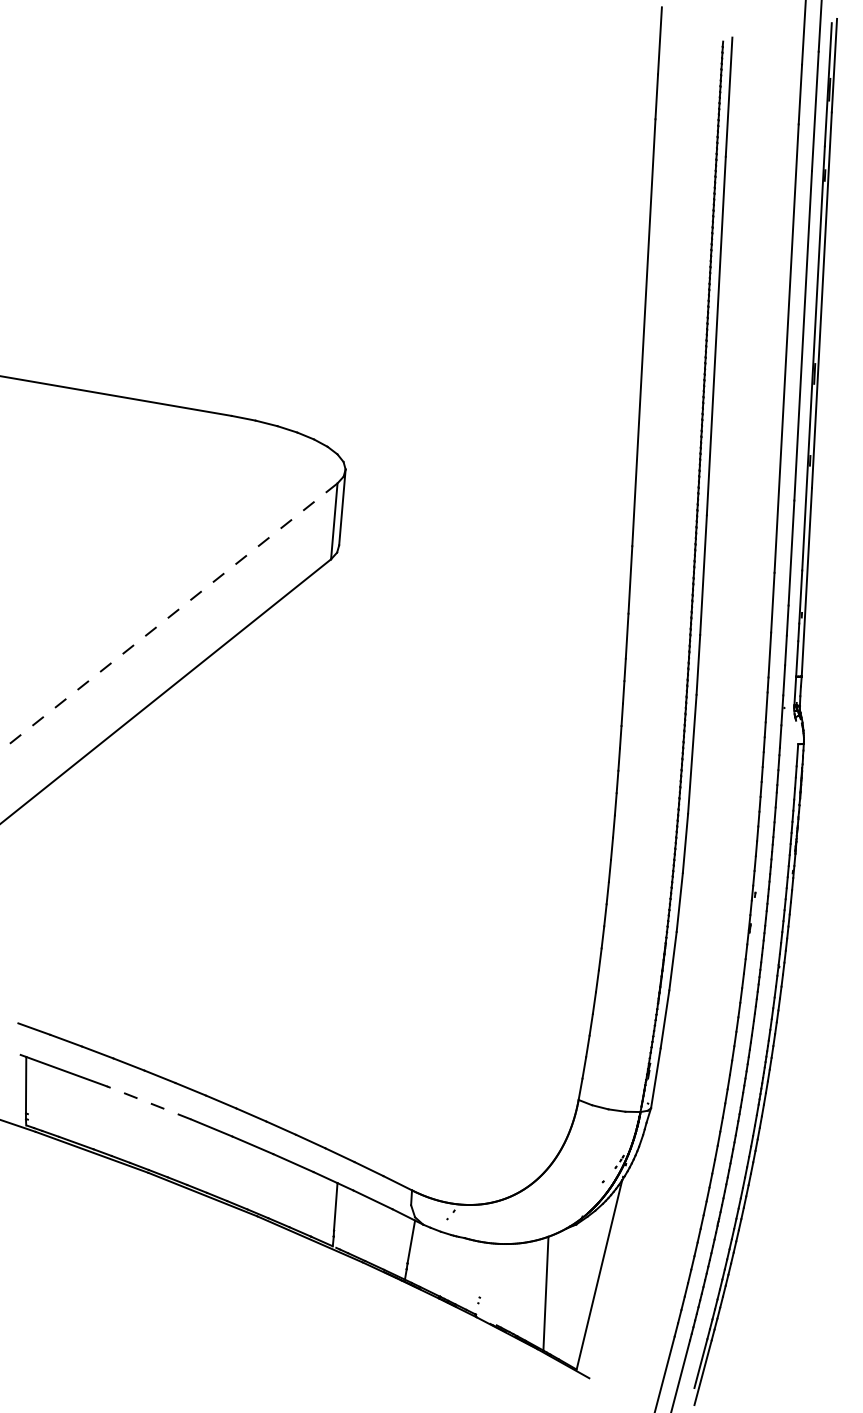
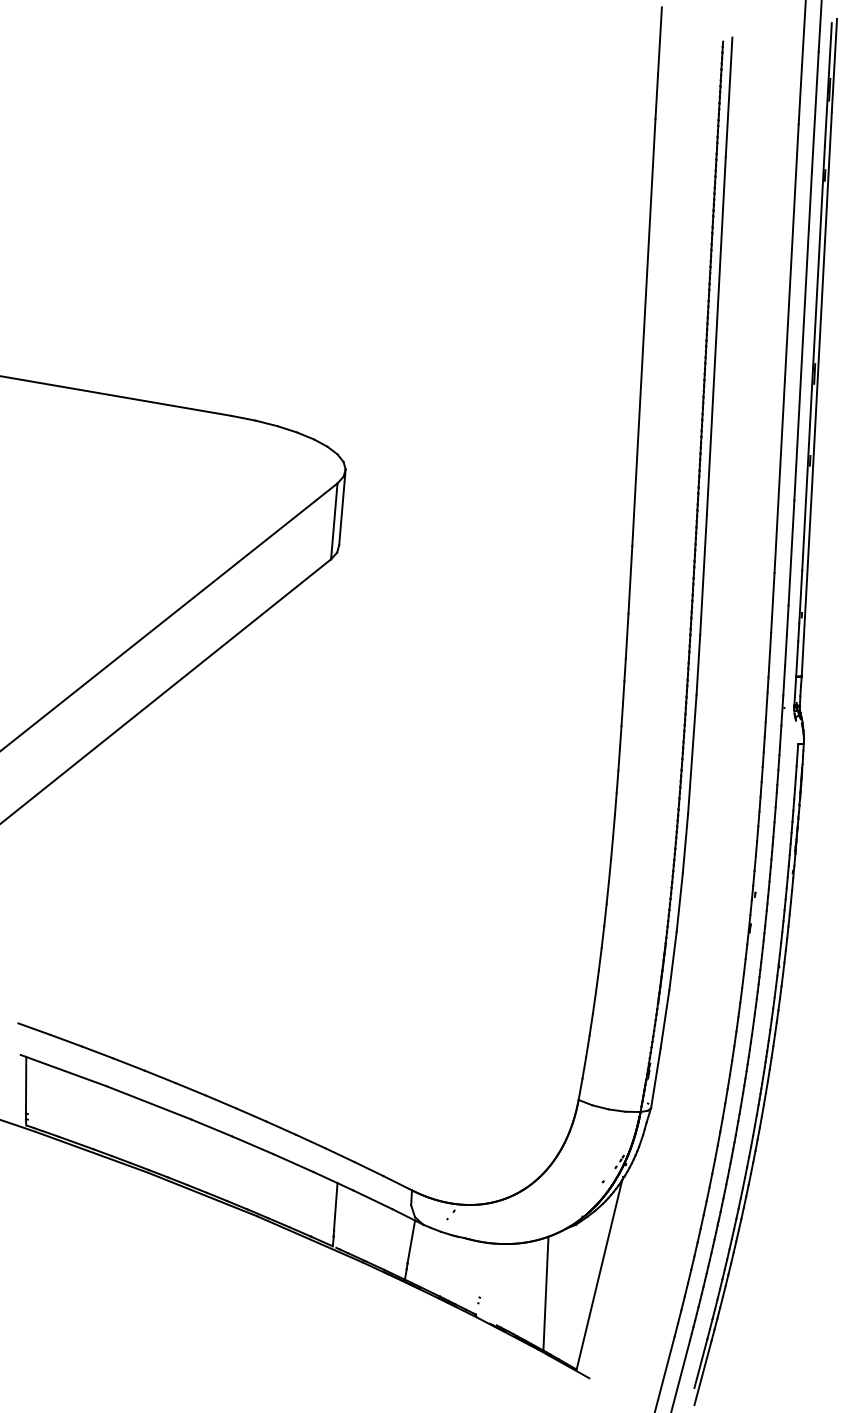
line: dashed -> solid (169, 617)
line: dashed -> solid (148, 1102)
